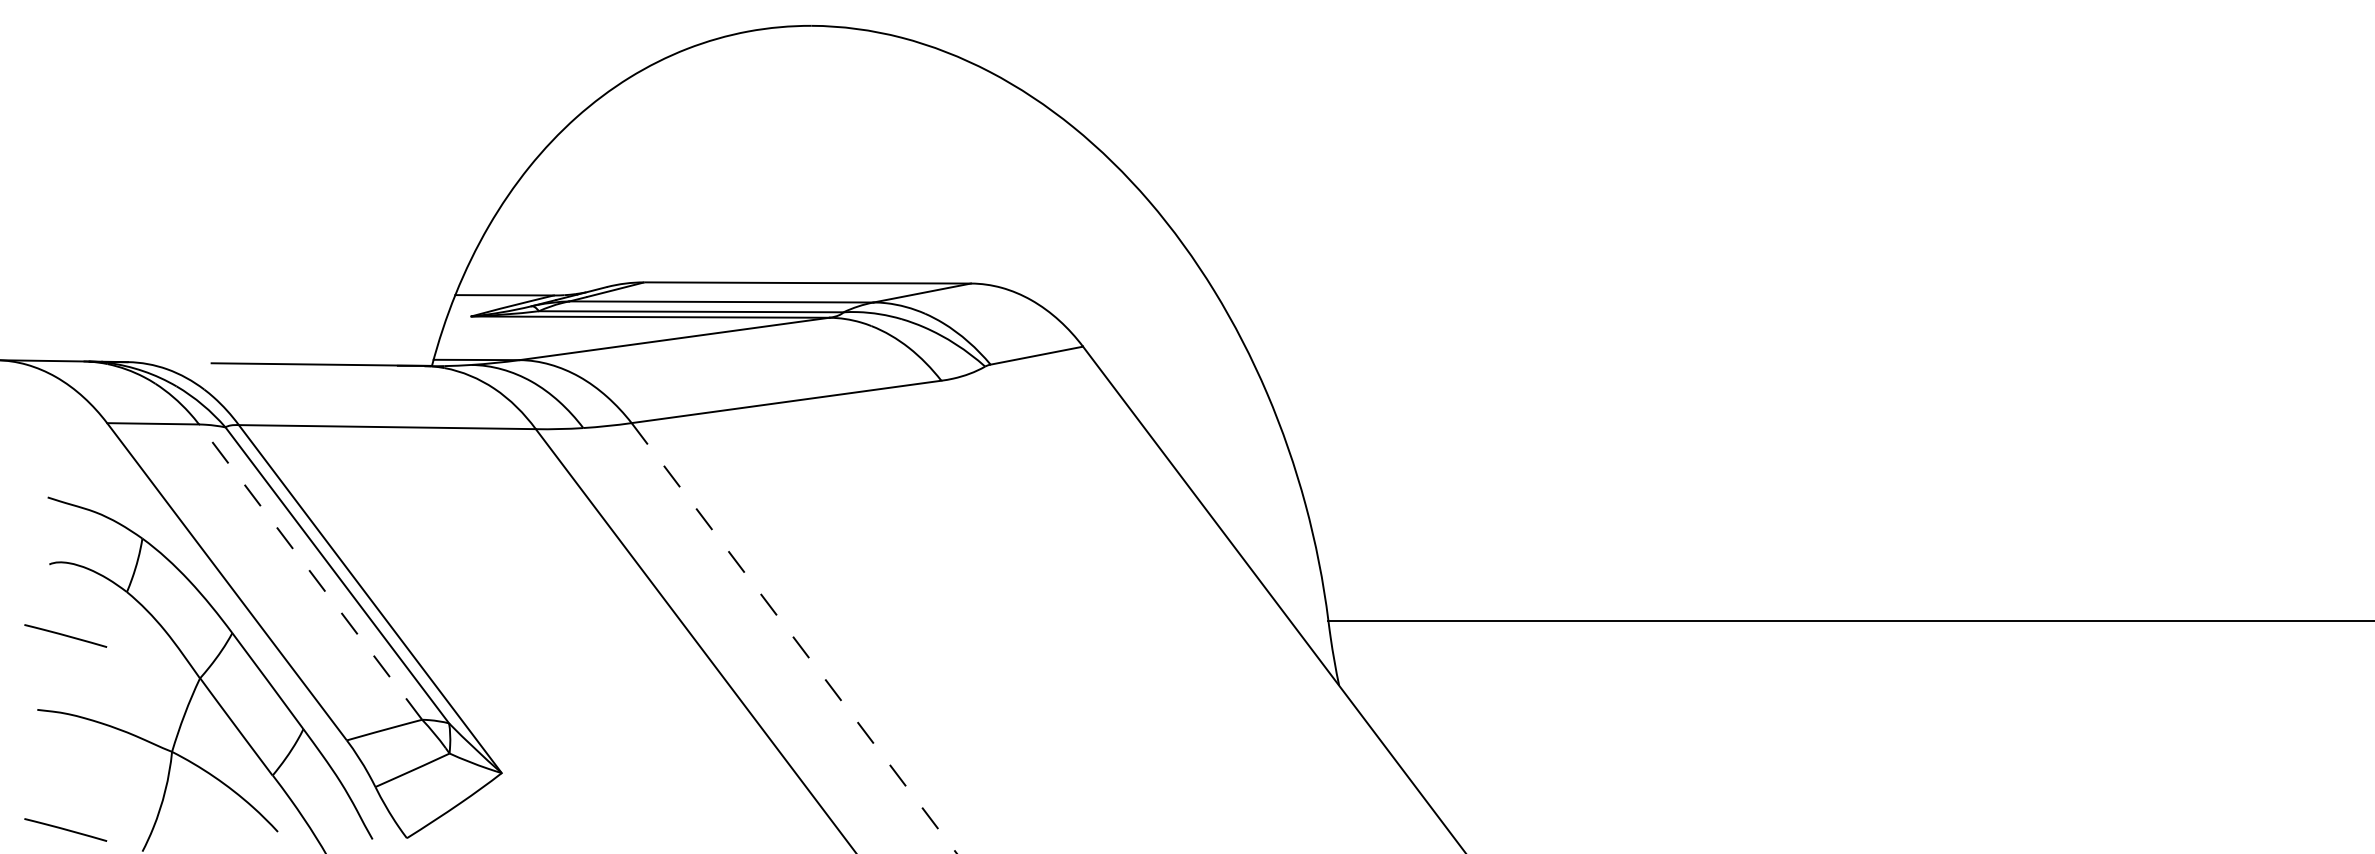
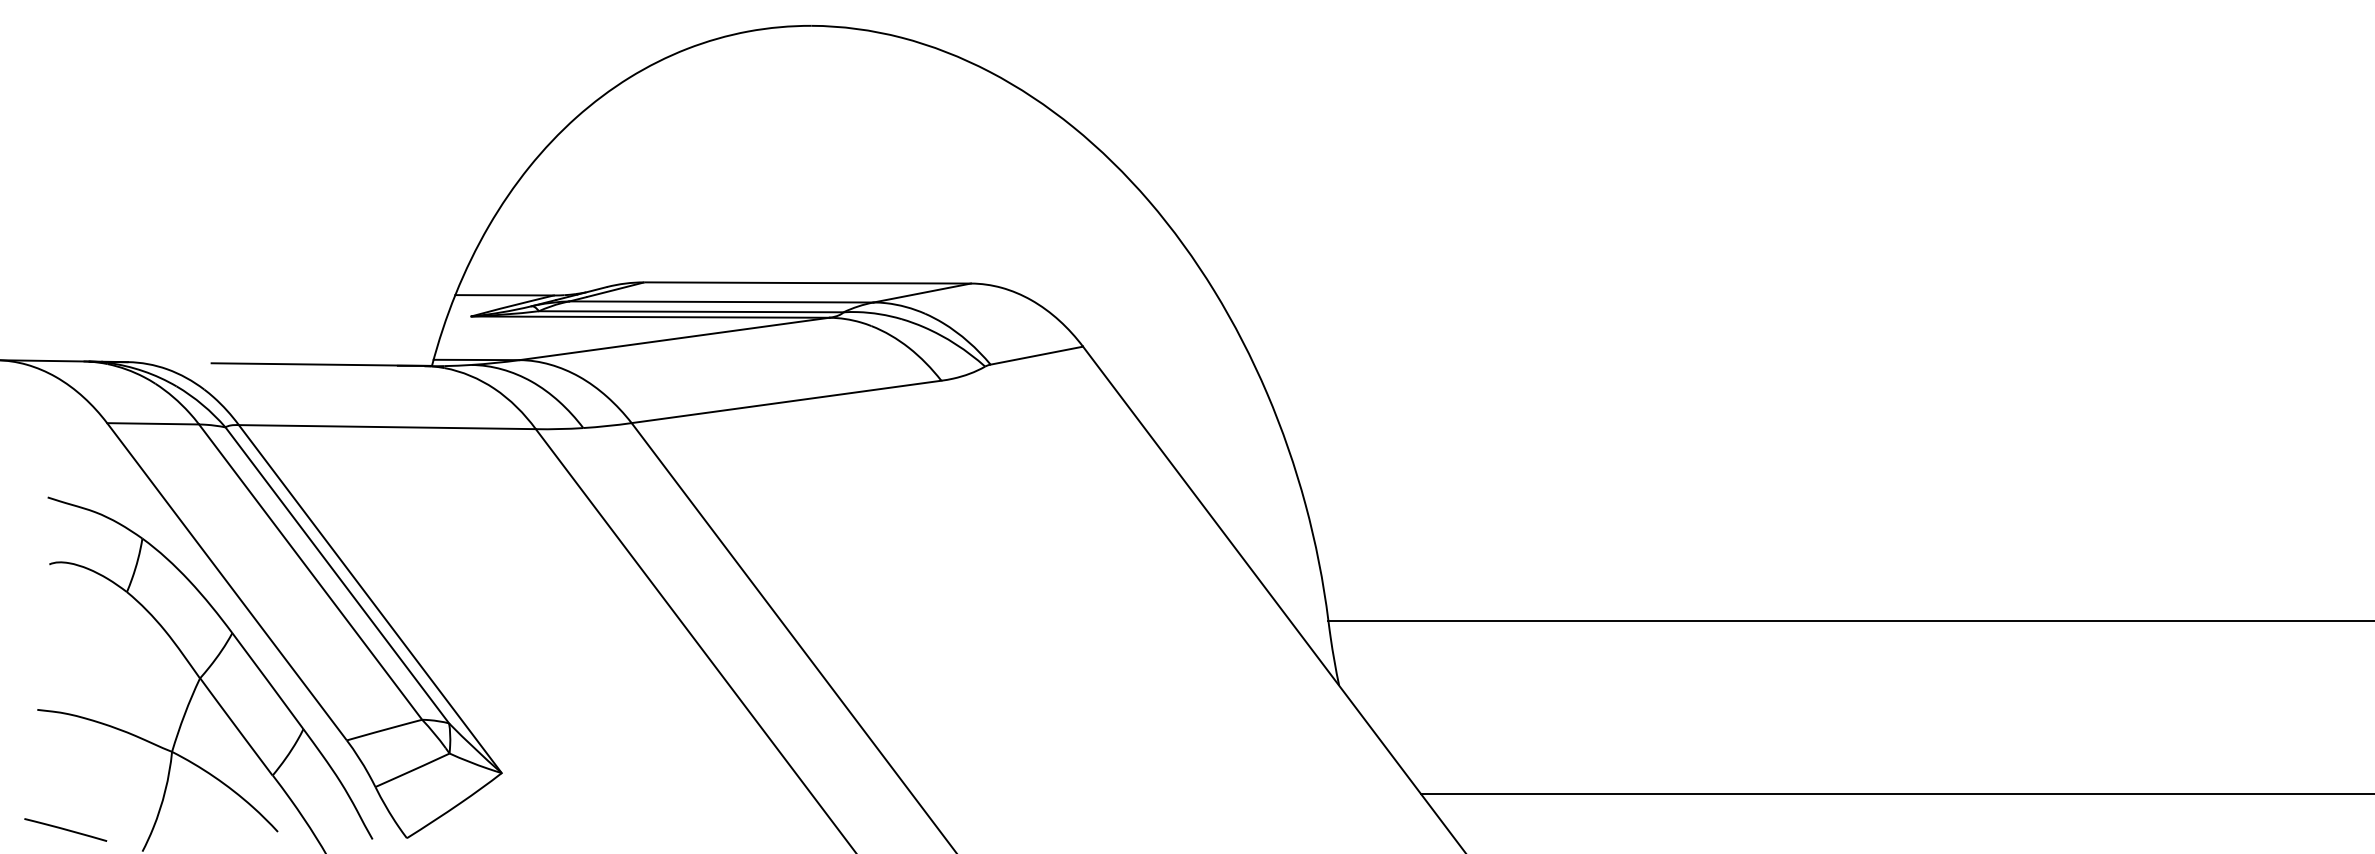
line: dashed -> solid (310, 571)
line: present -> none (65, 635)
line: dashed -> solid (794, 638)
line: none -> present (1895, 793)
